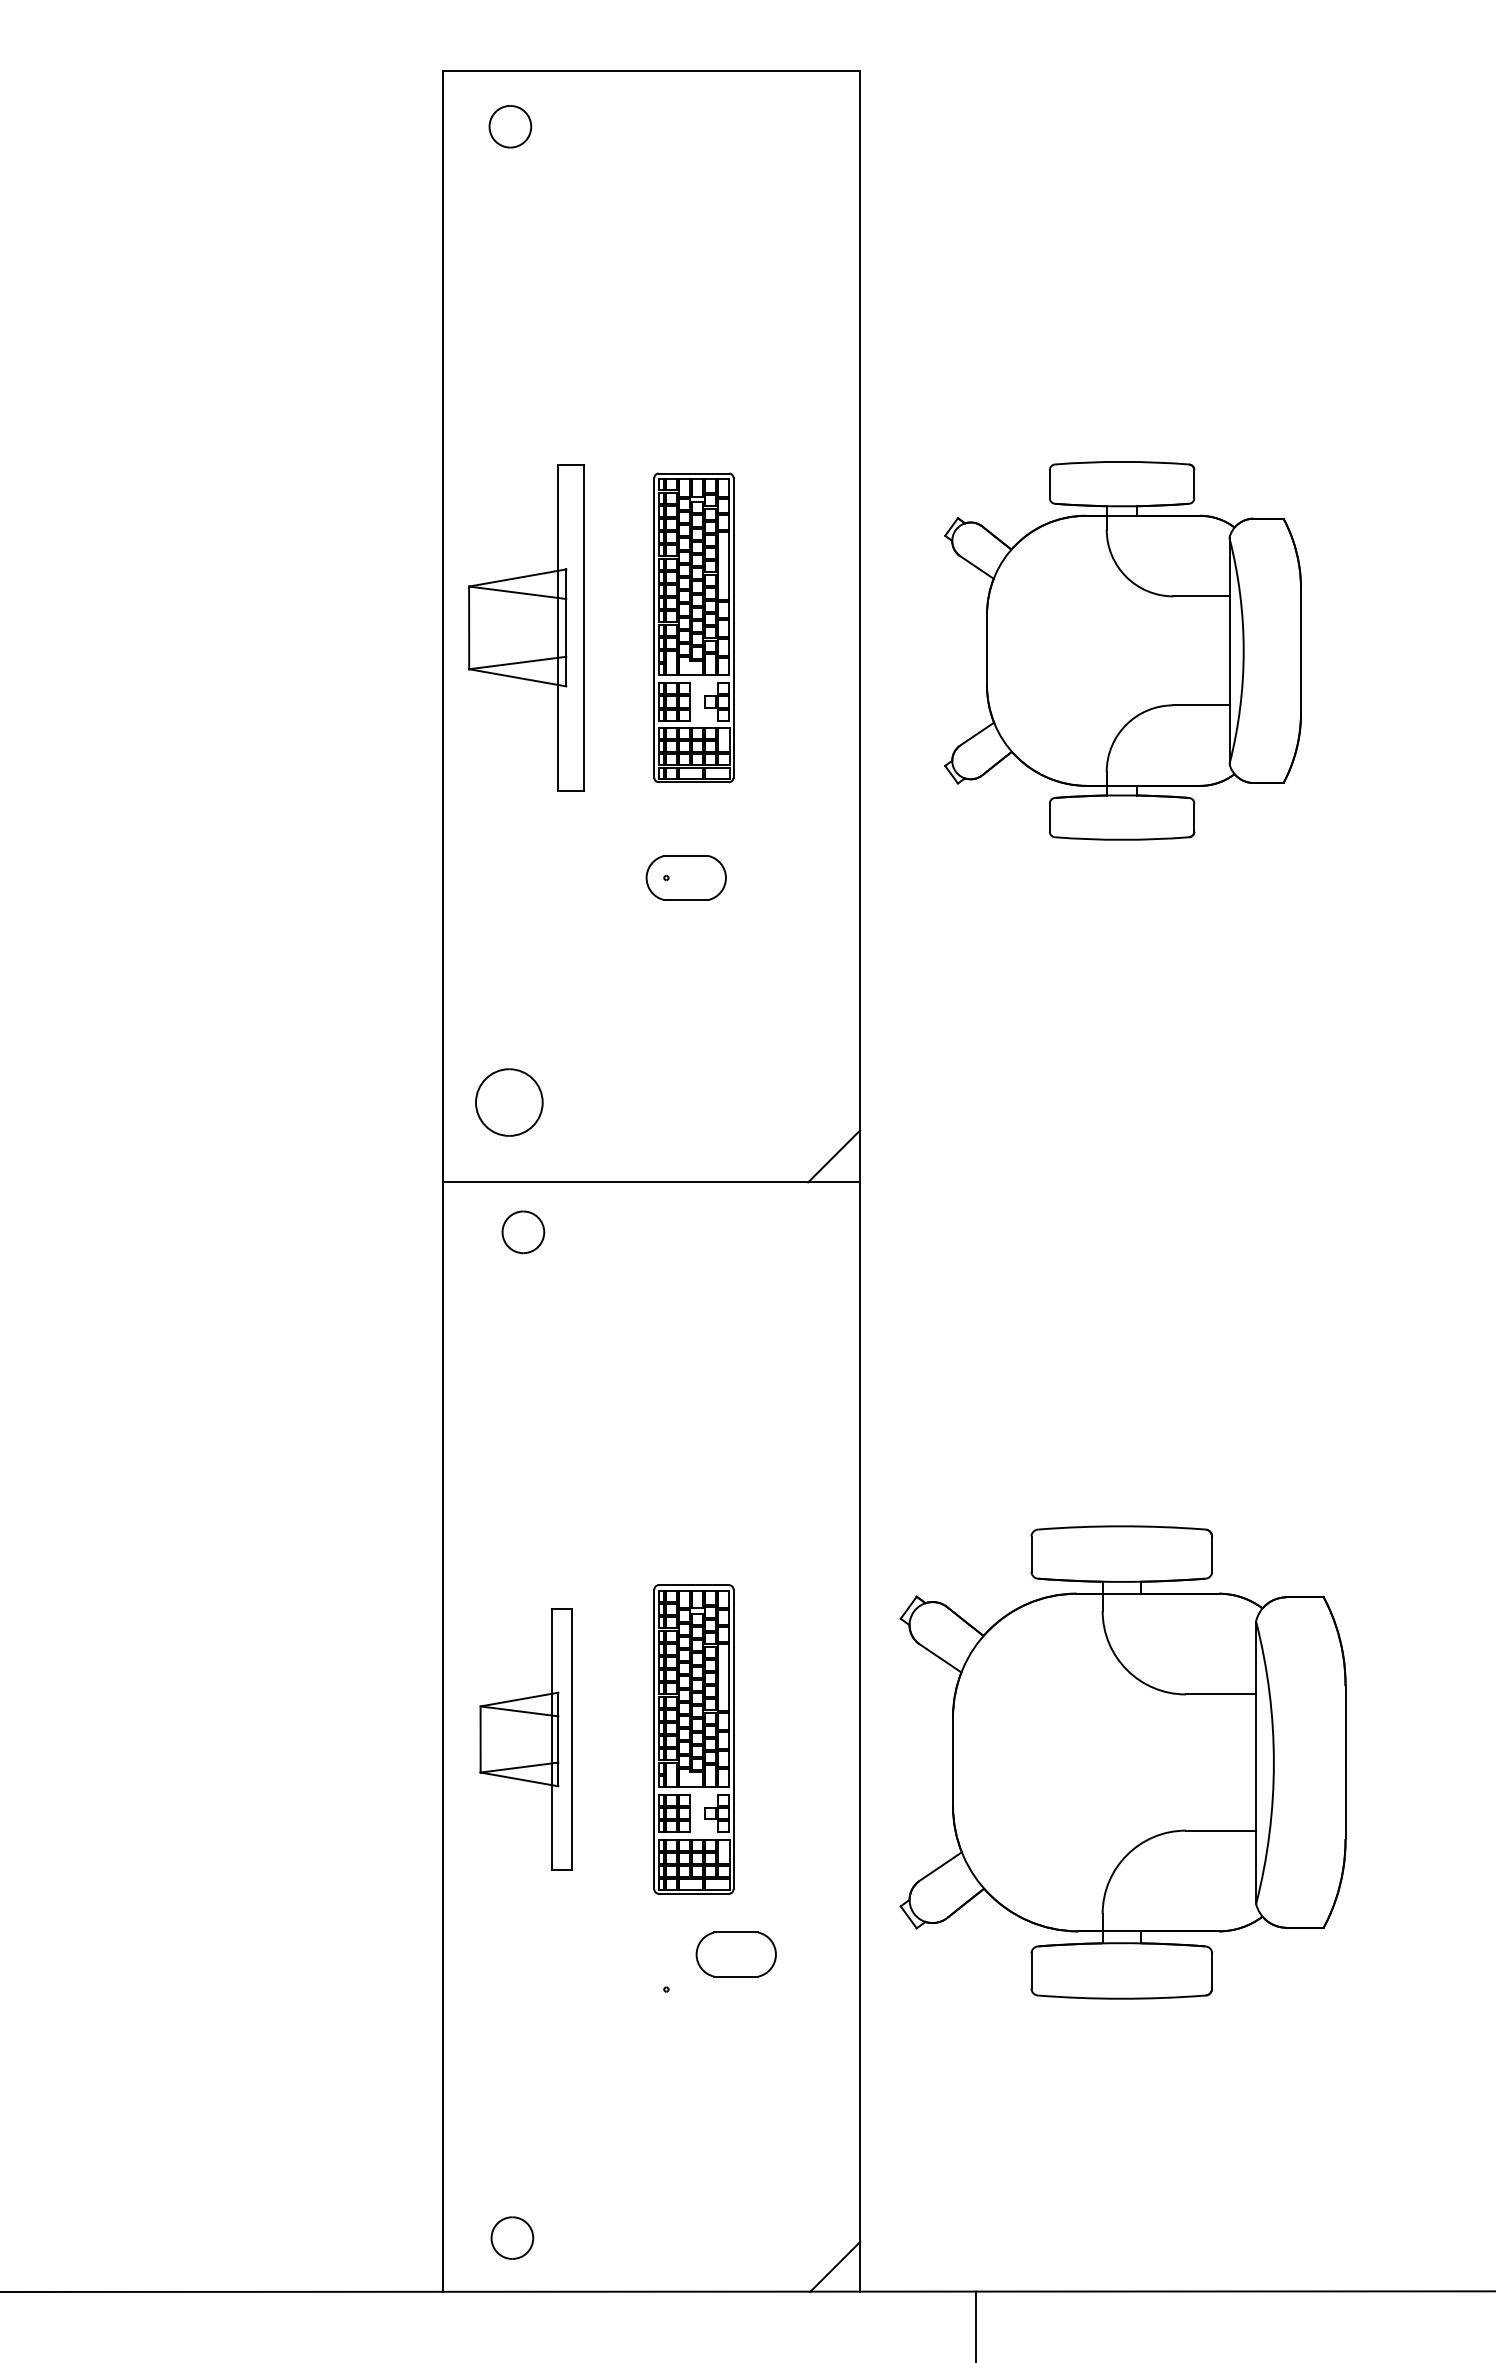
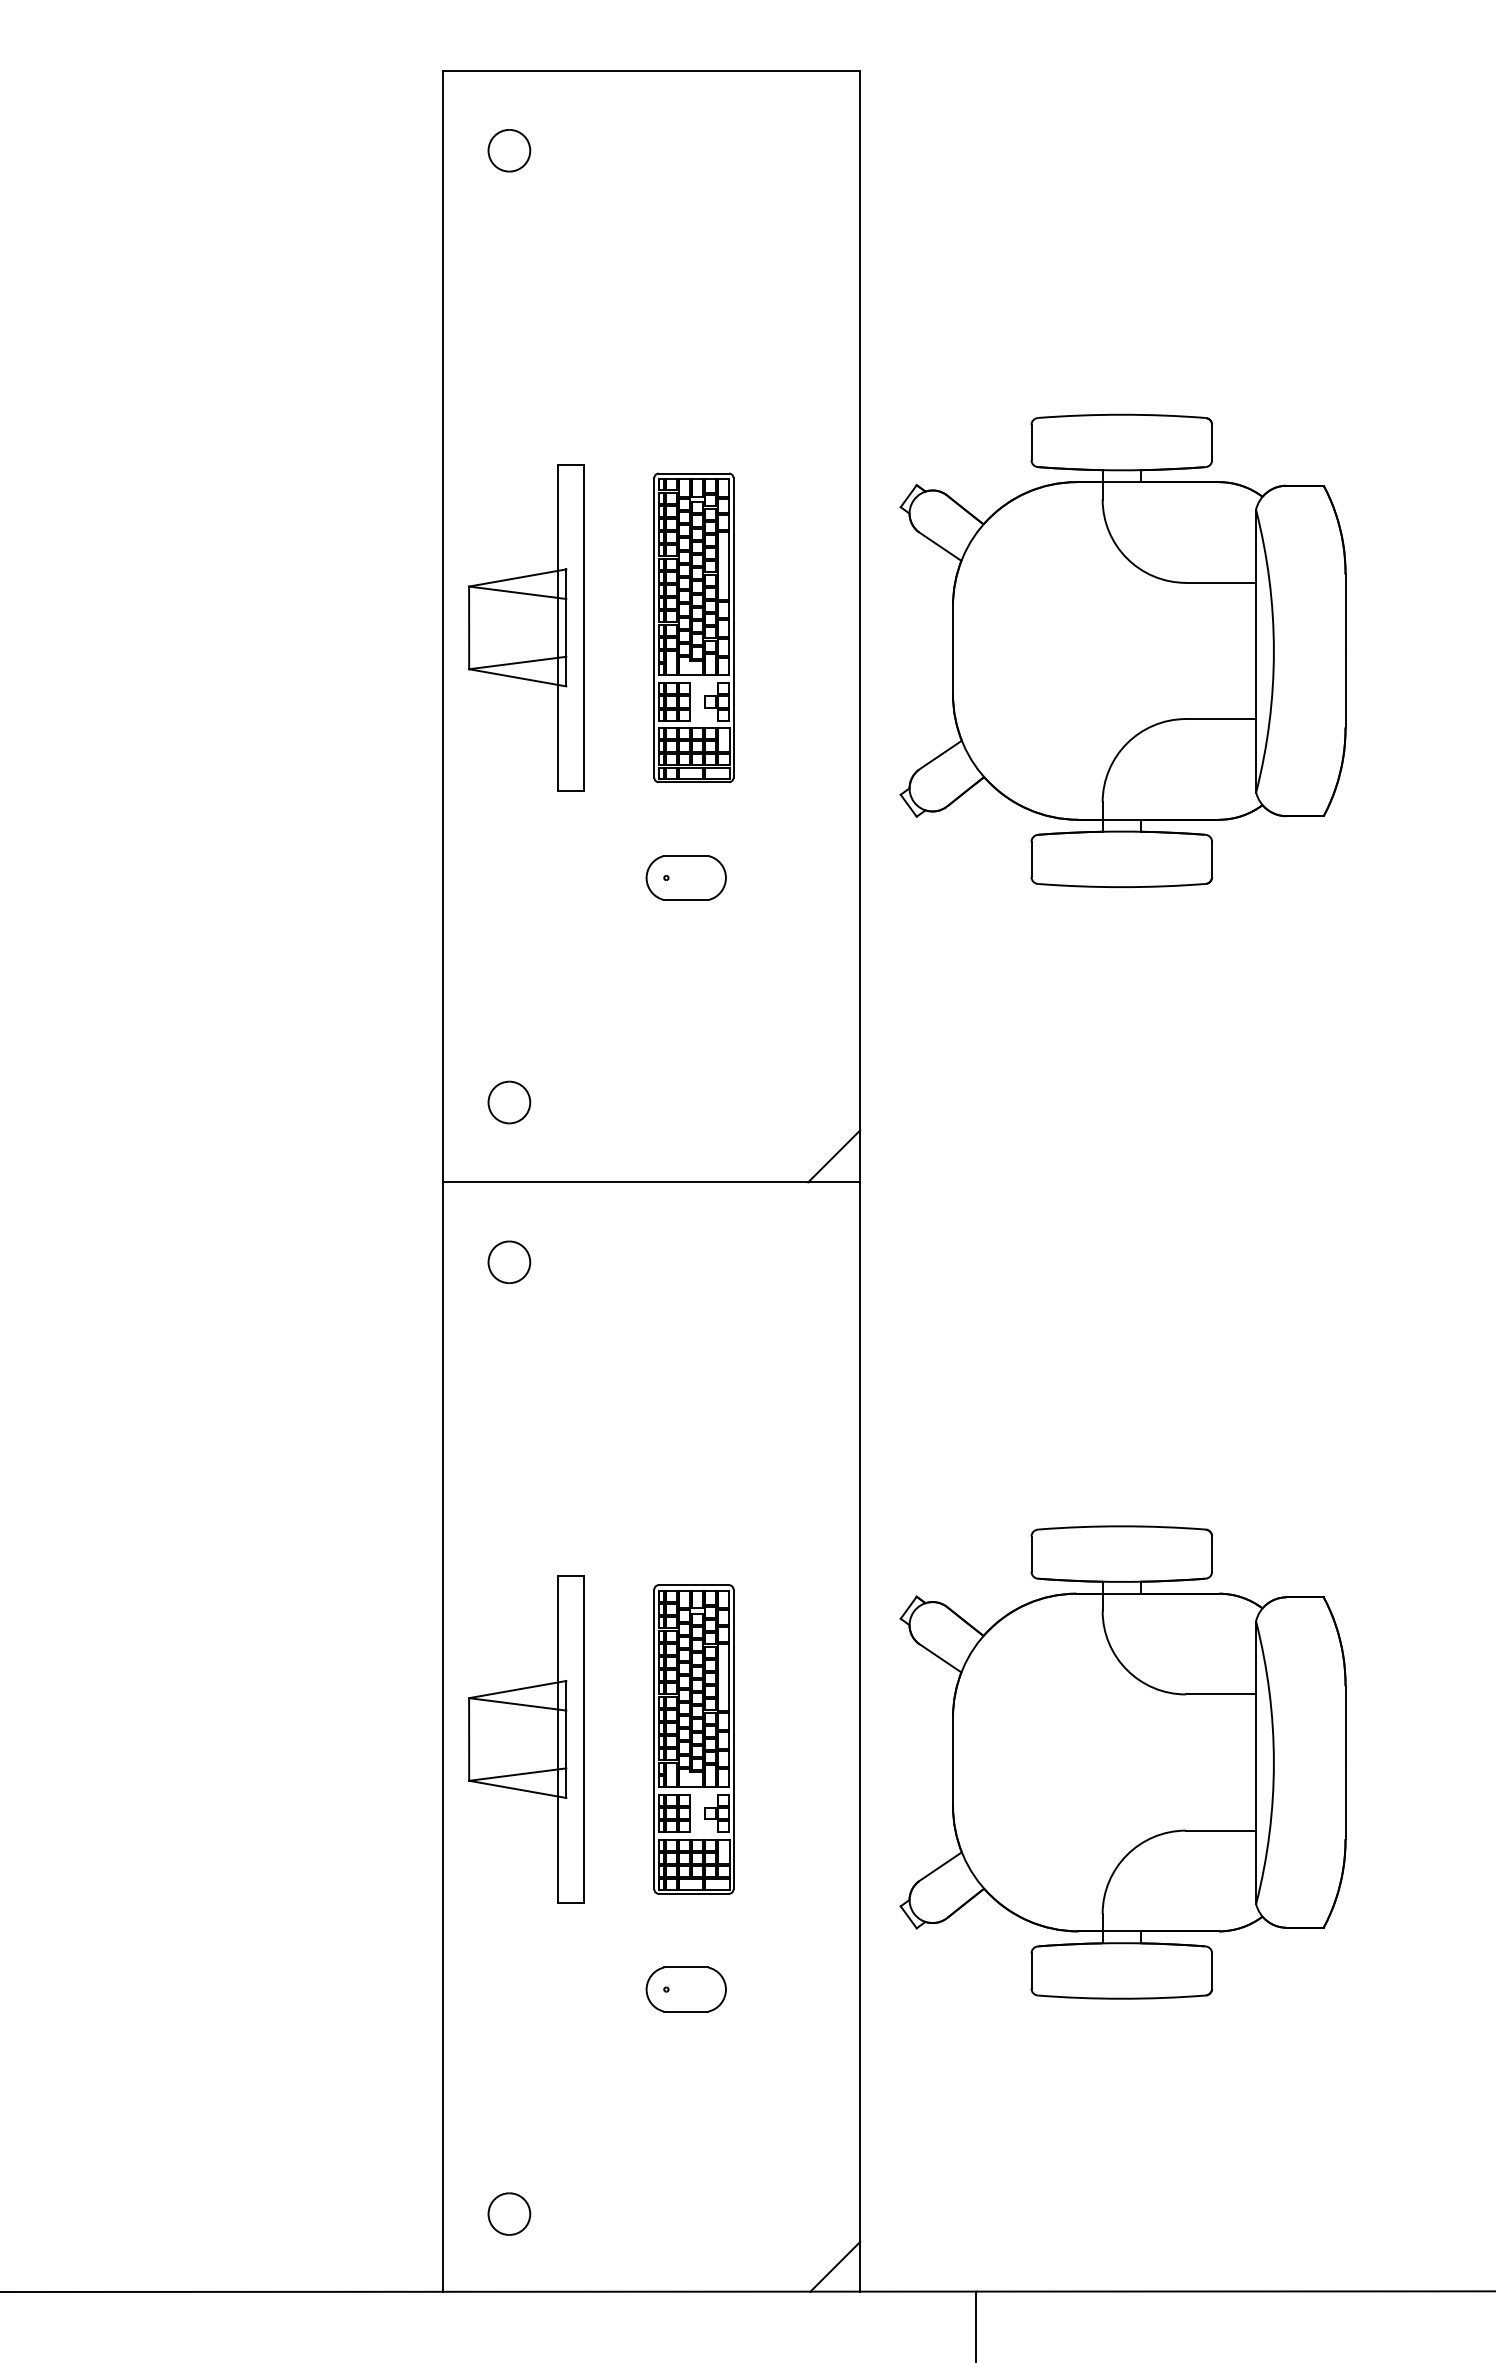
part position: (510, 126) -> (509, 150) (509, 150)
part size: 358x380 px -> 448x475 px (1122, 650)
part size: 69x69 px -> 45x45 px (509, 1102)
part position: (523, 1232) -> (509, 1262) (509, 1262)
part size: 94x263 px -> 117x329 px (526, 1739)
part position: (735, 1954) -> (685, 1989) (685, 1989)
part position: (512, 2237) -> (509, 2213) (509, 2213)
